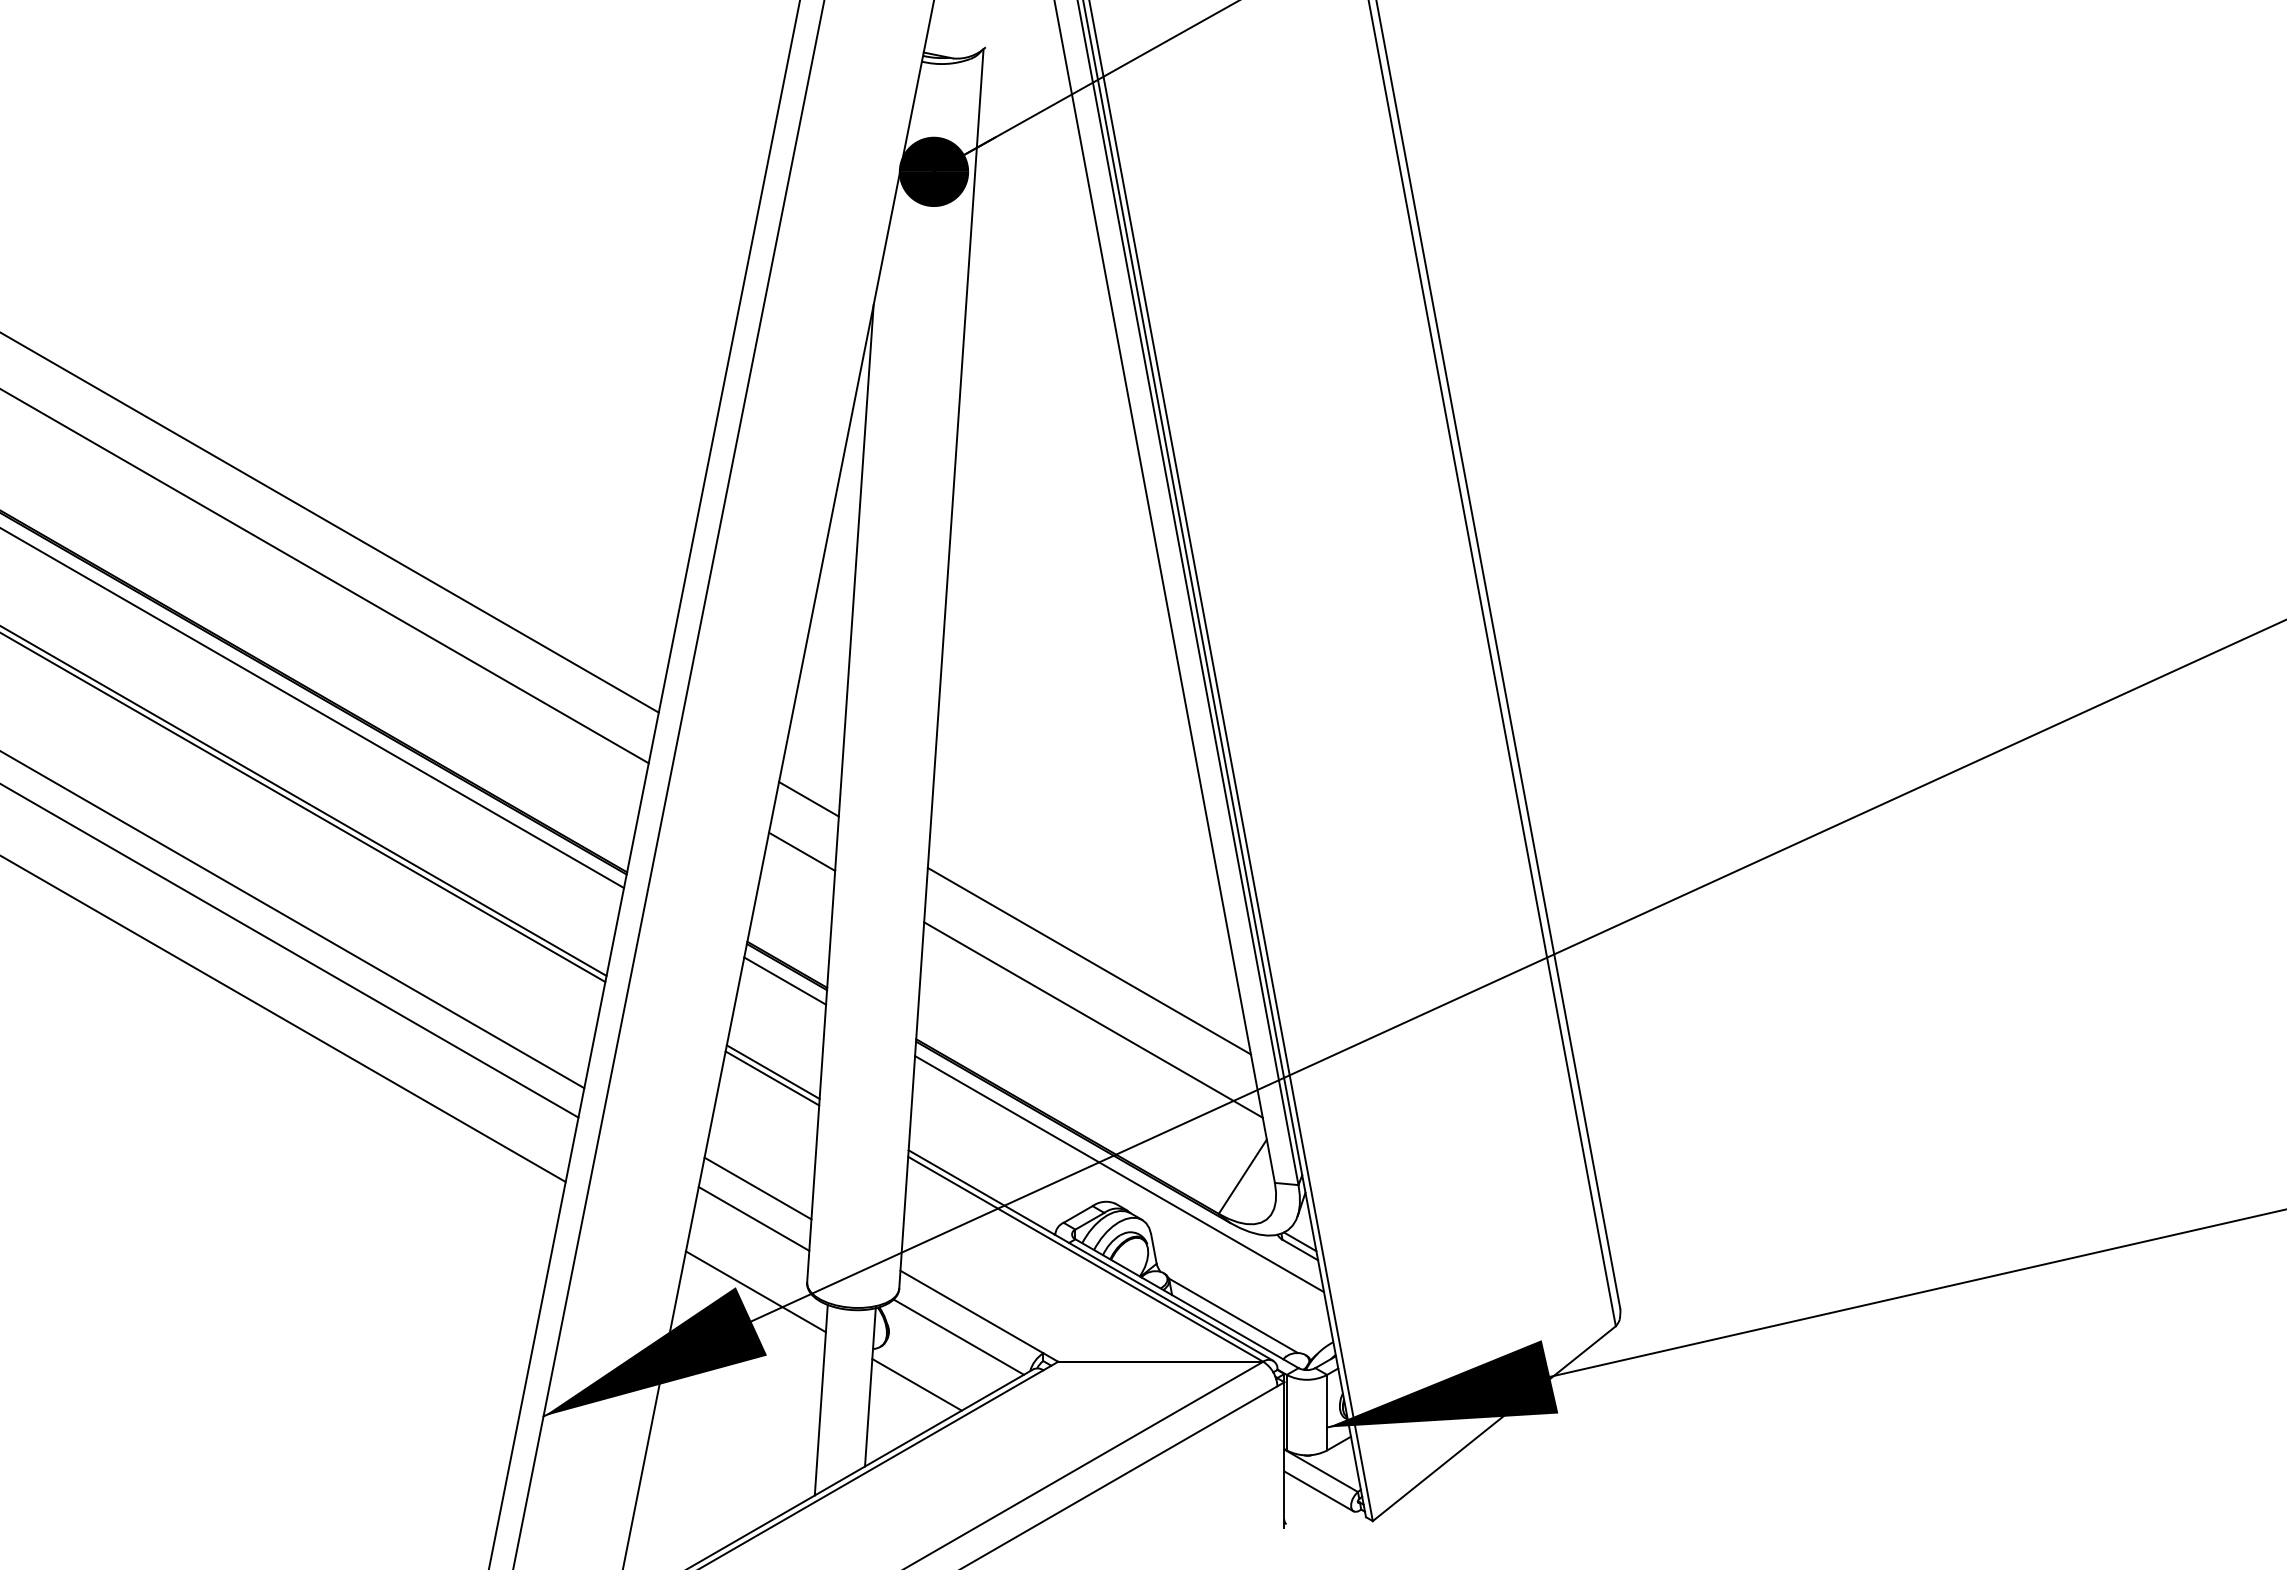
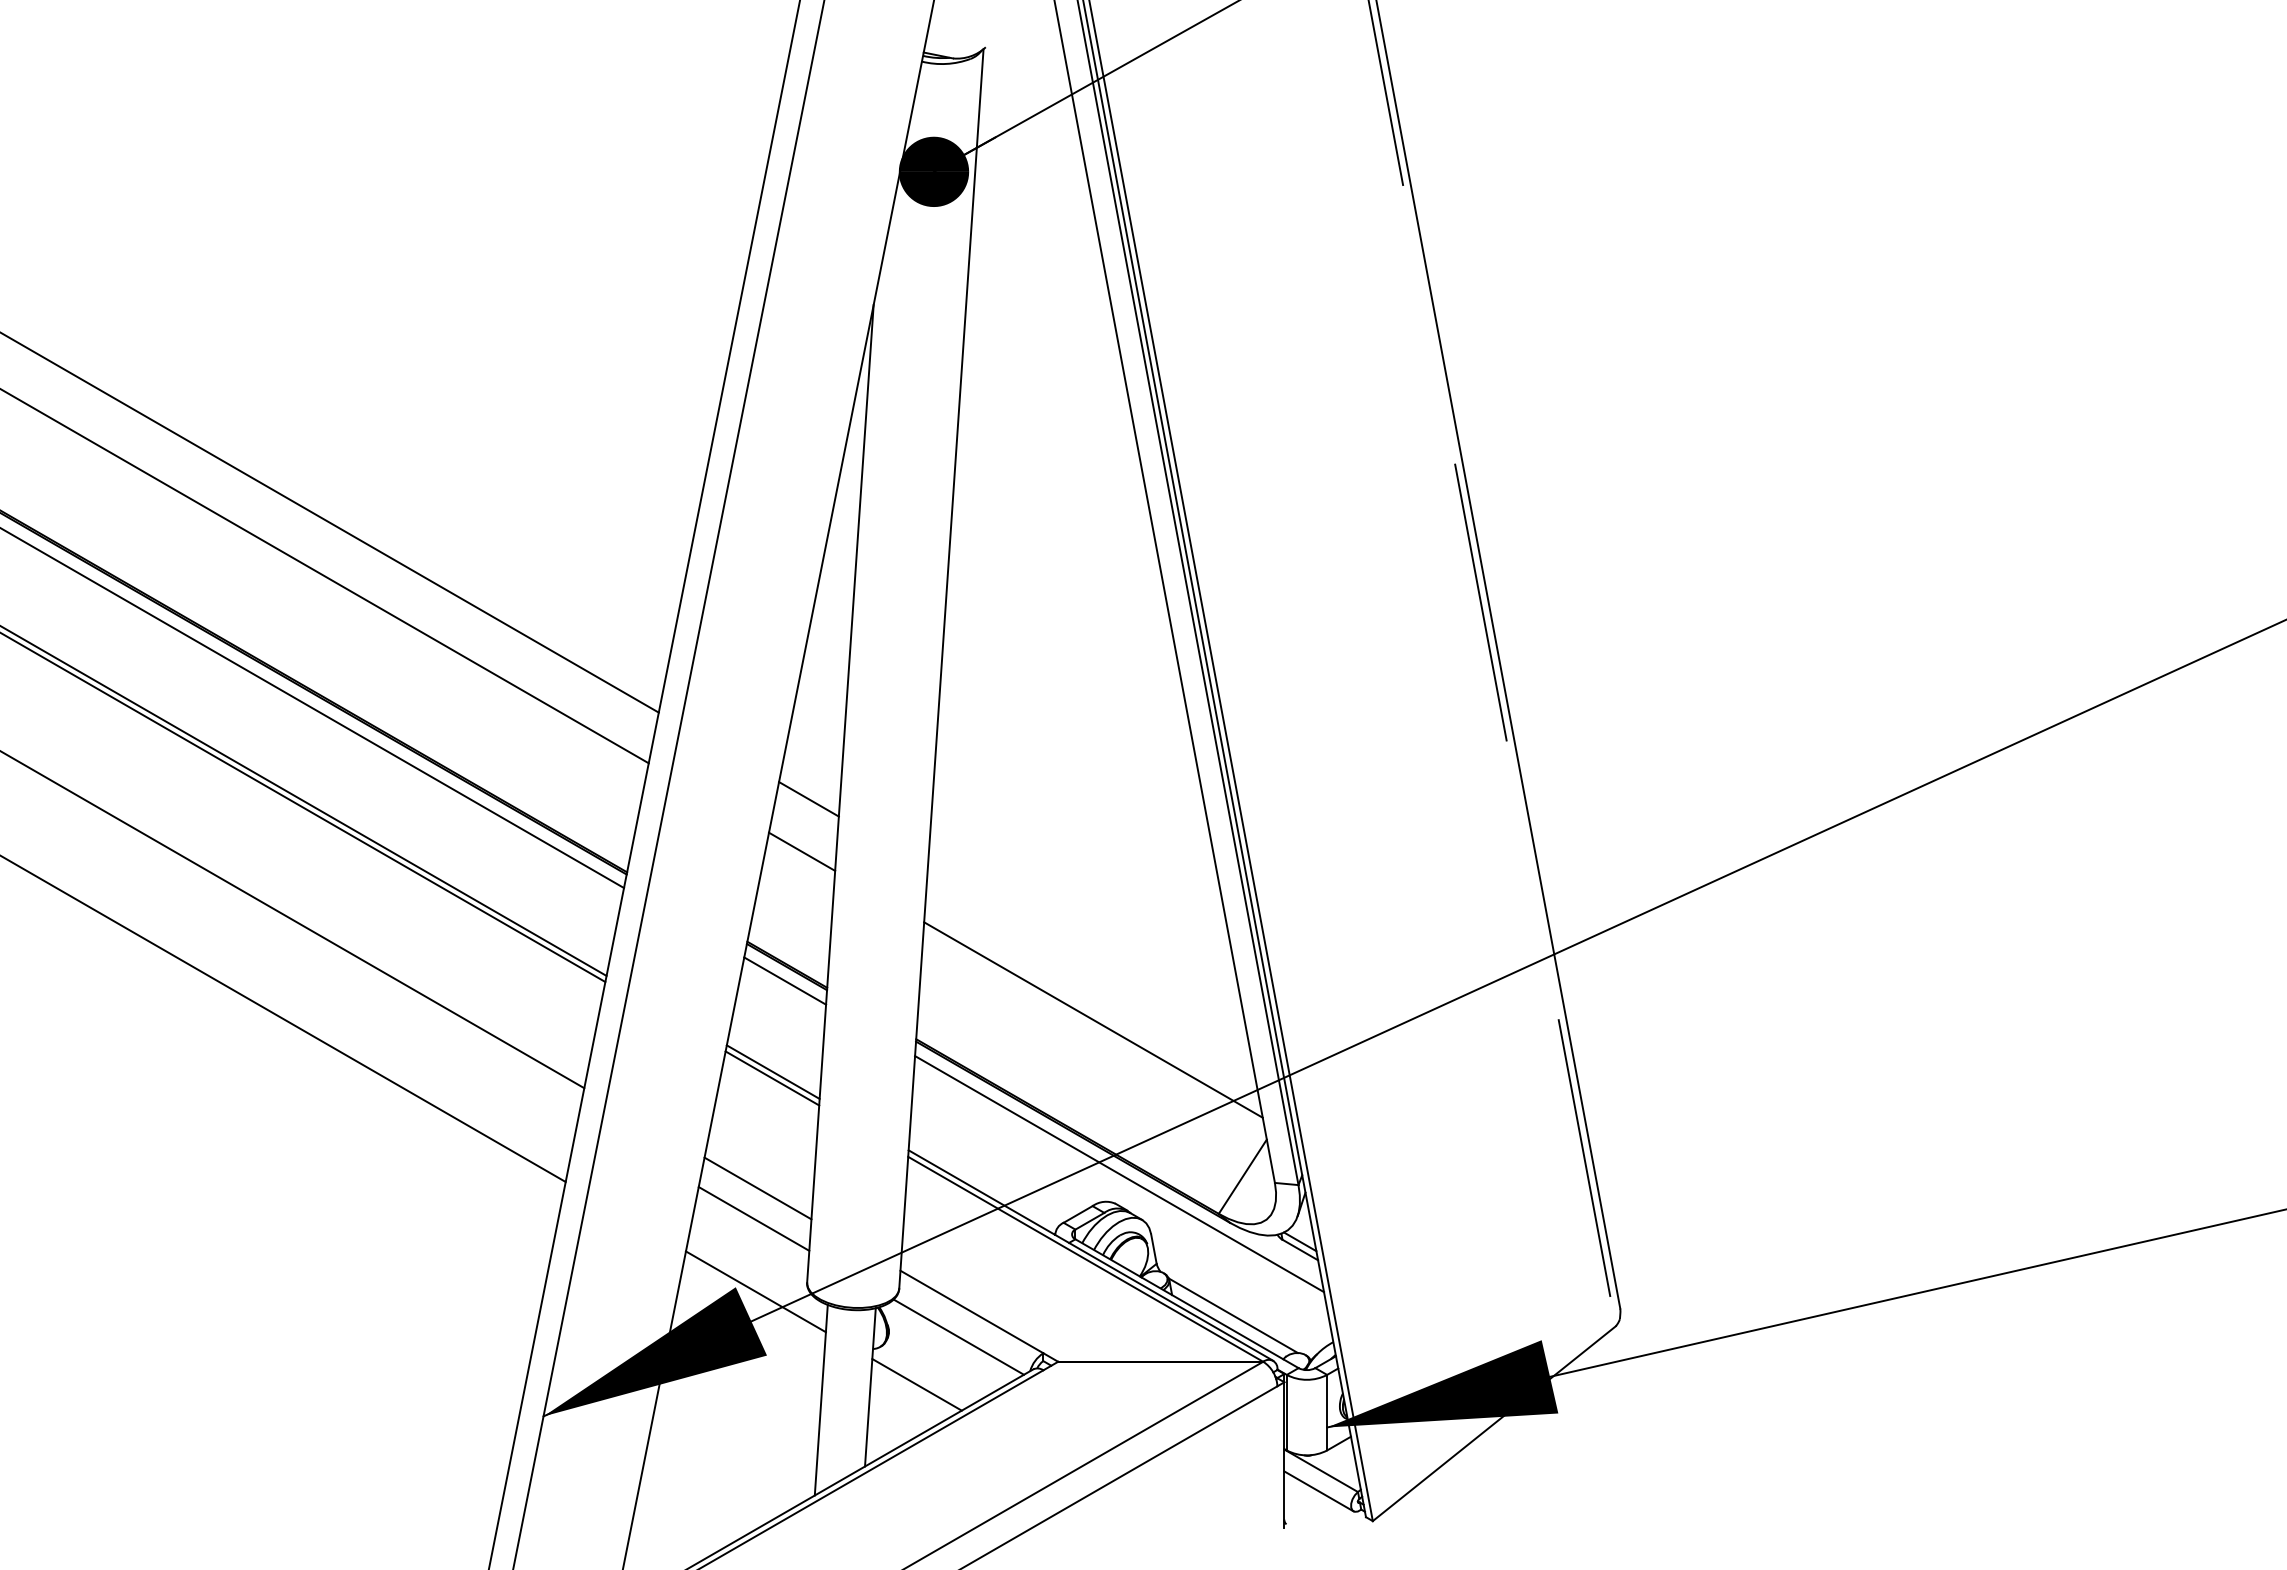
line: solid -> dashed (1492, 663)
line: present -> none (290, 951)
line: present -> none (1088, 960)
